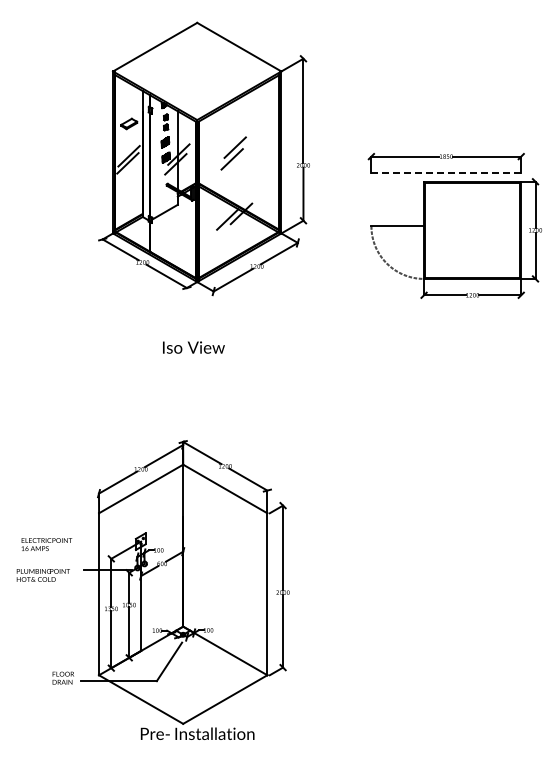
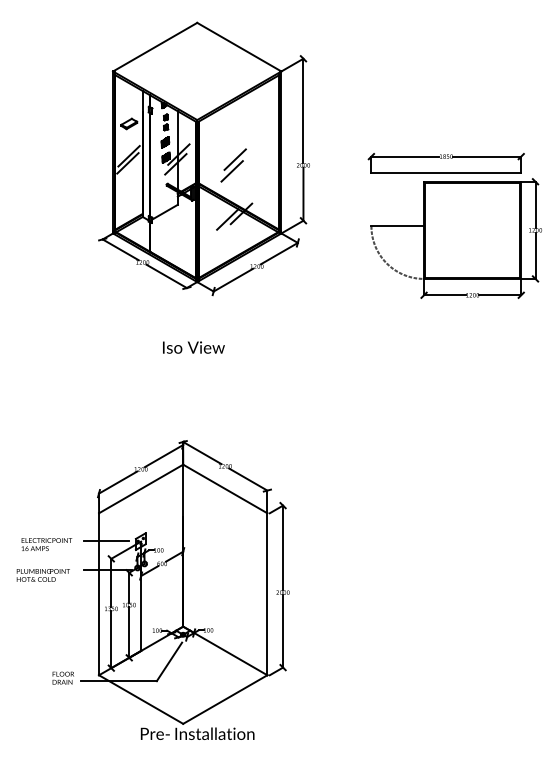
part position: (233, 153) -> (233, 165) (233, 165)
line: dashed -> solid (446, 172)
line: none -> present (105, 540)
